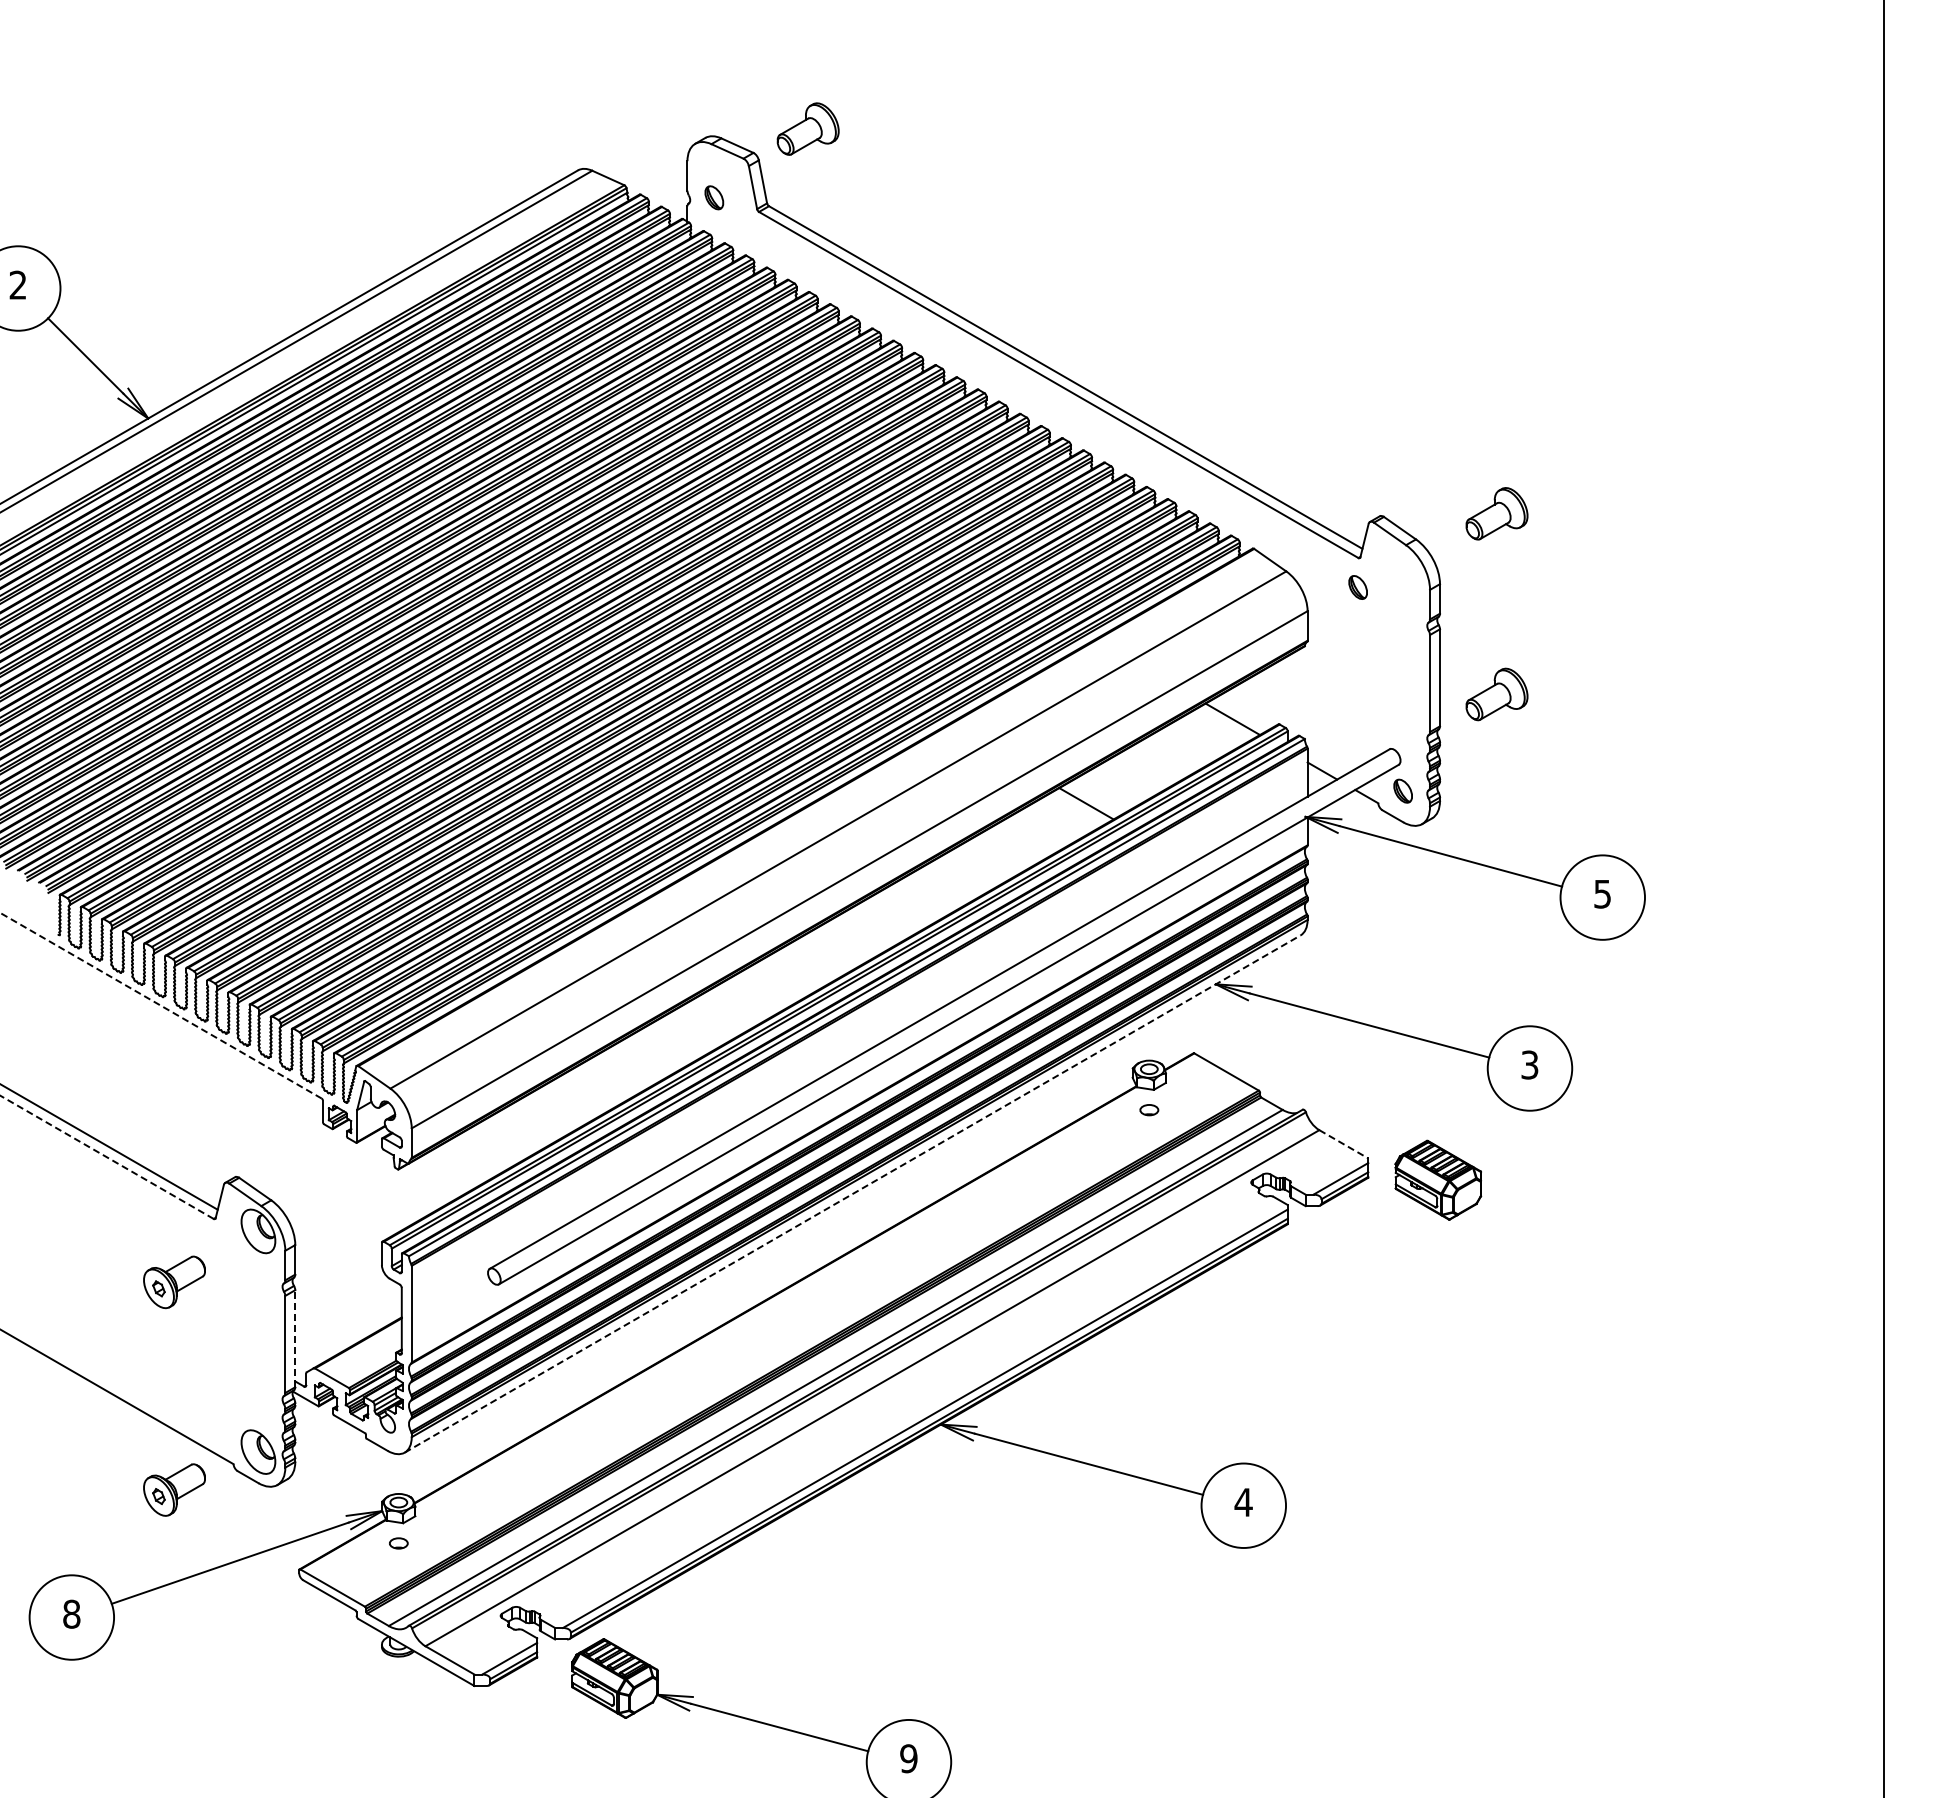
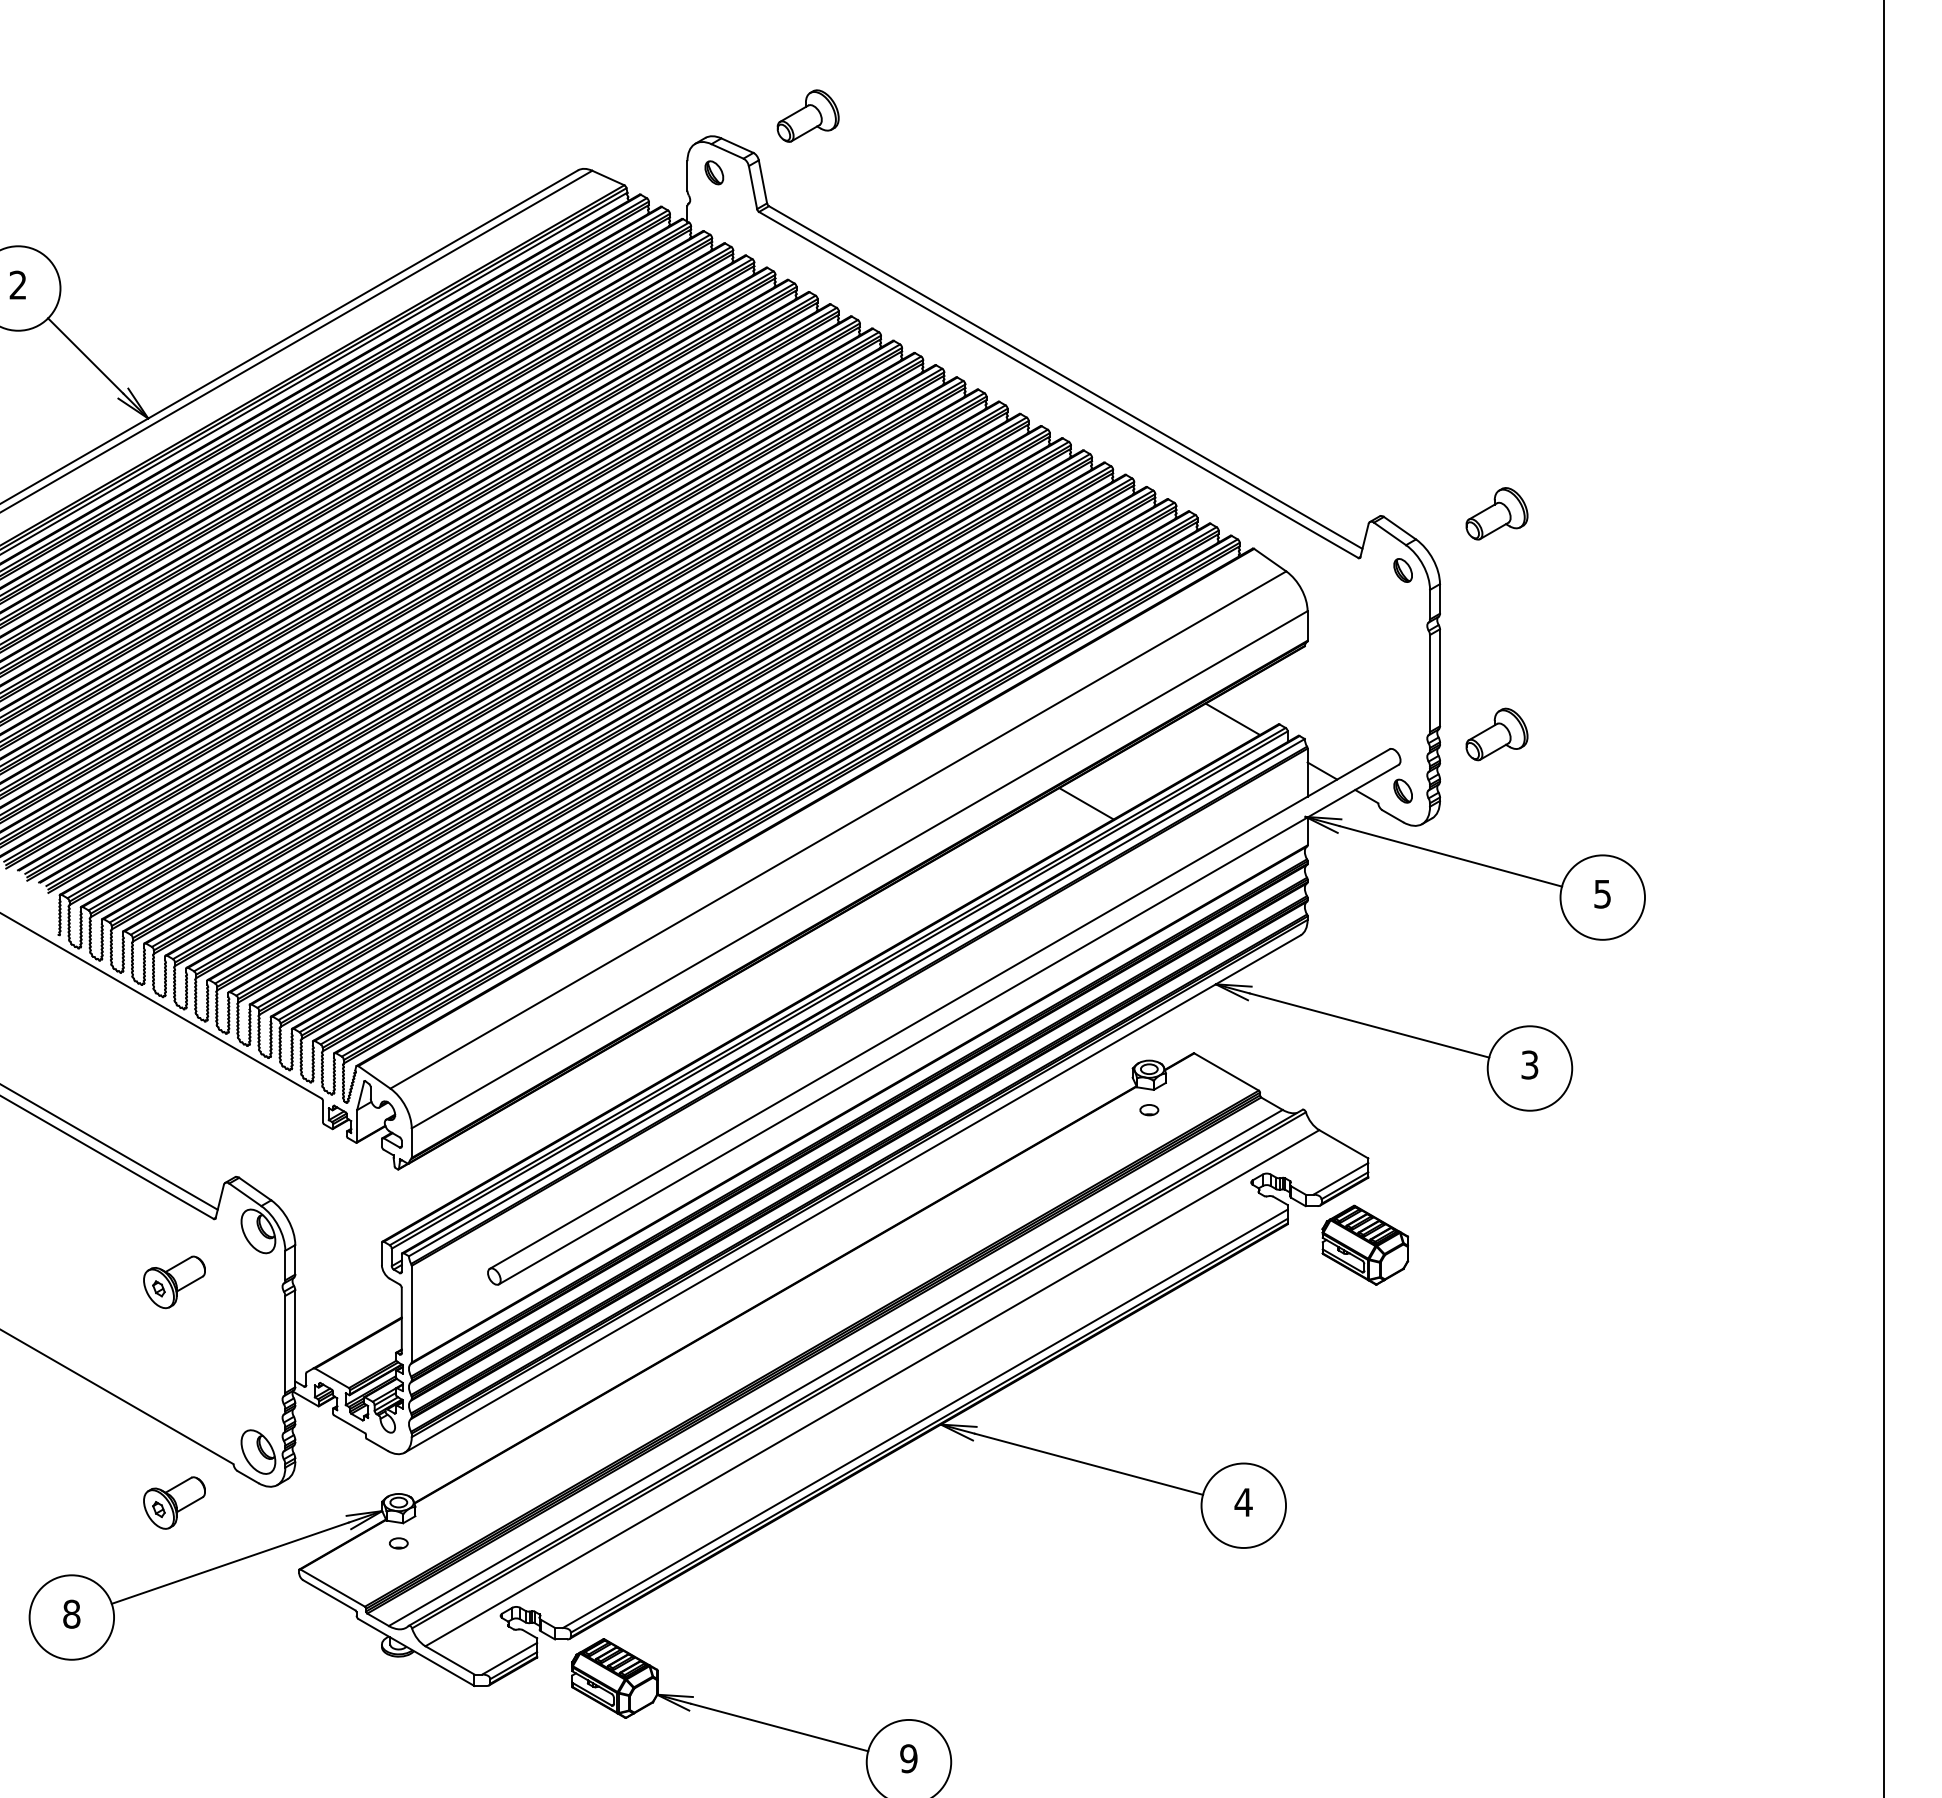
part position: (807, 128) -> (807, 115) (807, 115)
part position: (714, 197) -> (714, 172) (714, 172)
part position: (1357, 587) -> (1402, 570) (1402, 570)
part position: (1496, 694) -> (1496, 734) (1496, 734)
line: dashed -> solid (160, 1005)
line: dashed -> solid (1344, 1144)
line: dashed -> solid (106, 1157)
part position: (1438, 1179) -> (1365, 1244) (1365, 1244)
line: dashed -> solid (853, 1193)
line: dashed -> solid (295, 1338)
part position: (174, 1489) -> (174, 1502) (174, 1502)
